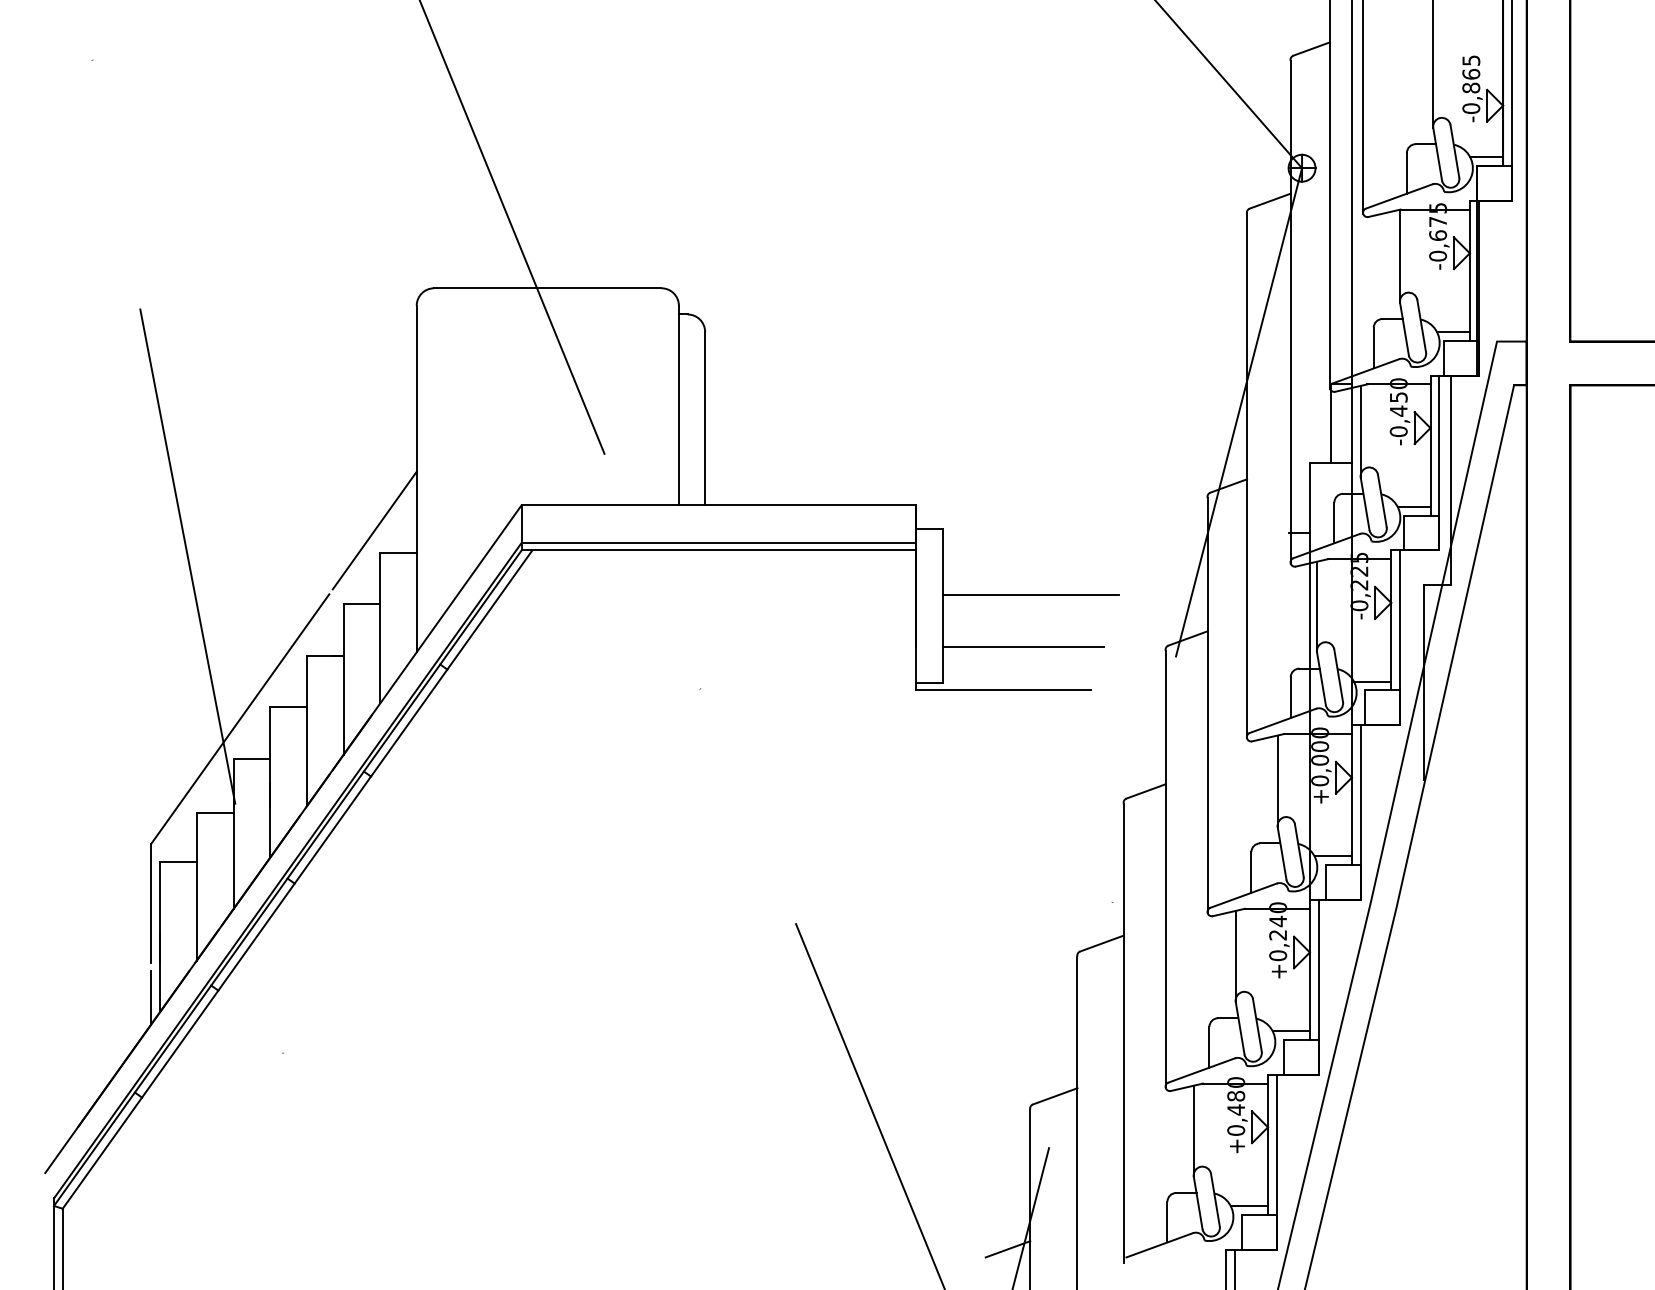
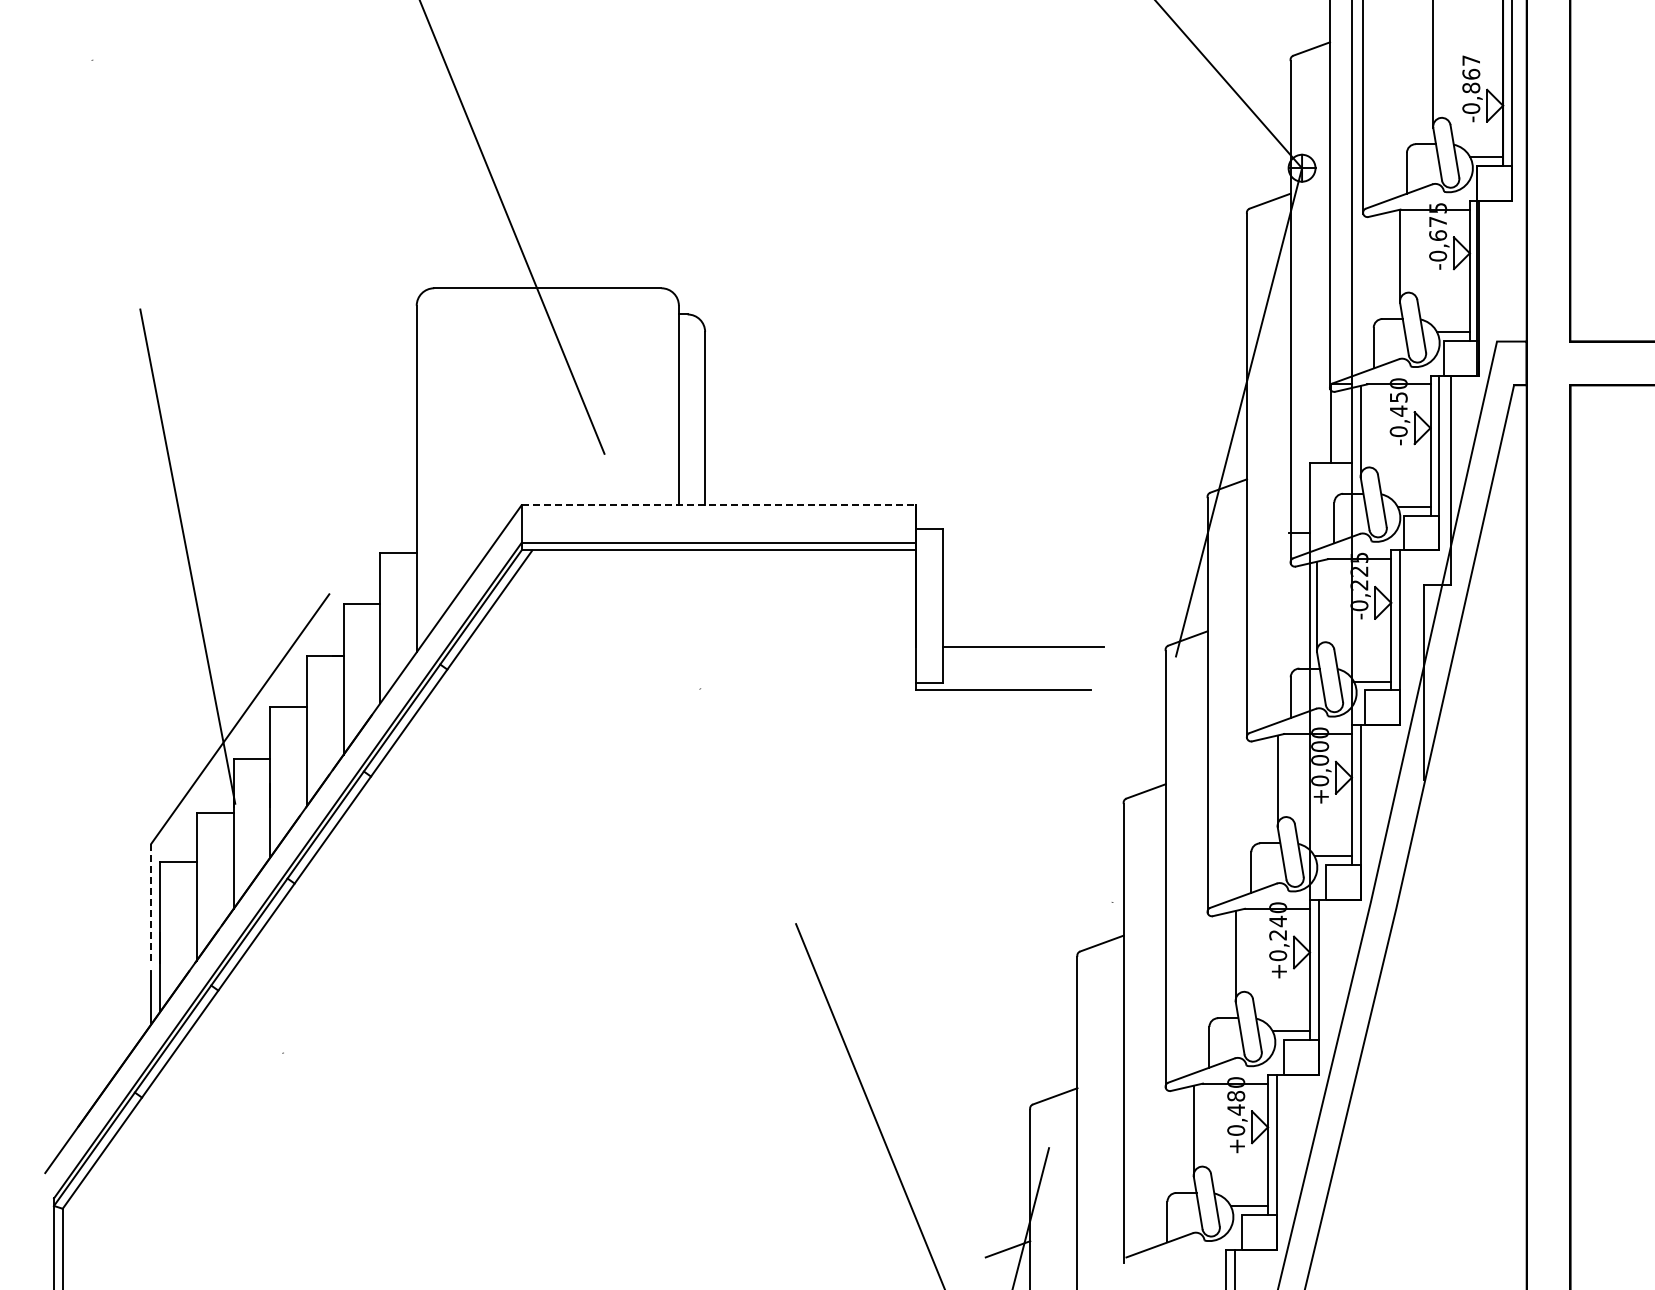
text: -0,865 -> -0,867 (1471, 60)
line: solid -> dashed (719, 505)
line: present -> none (374, 530)
line: present -> none (1030, 595)
line: solid -> dashed (151, 903)
